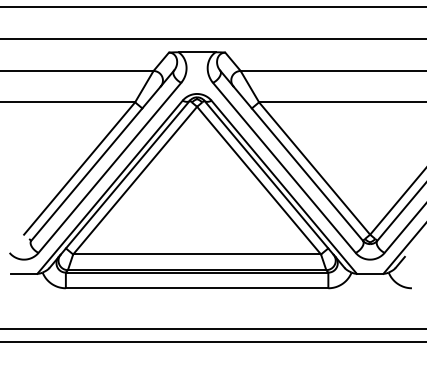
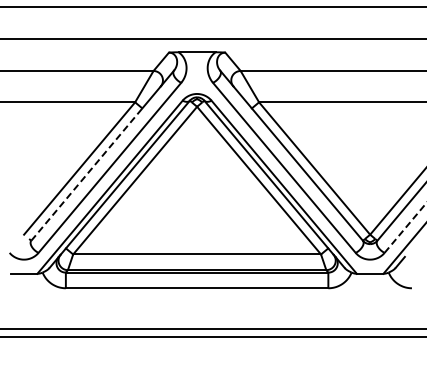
line: solid -> dashed (87, 174)
line: solid -> dashed (405, 227)
line position: (212, 341) -> (212, 336) (212, 336)
